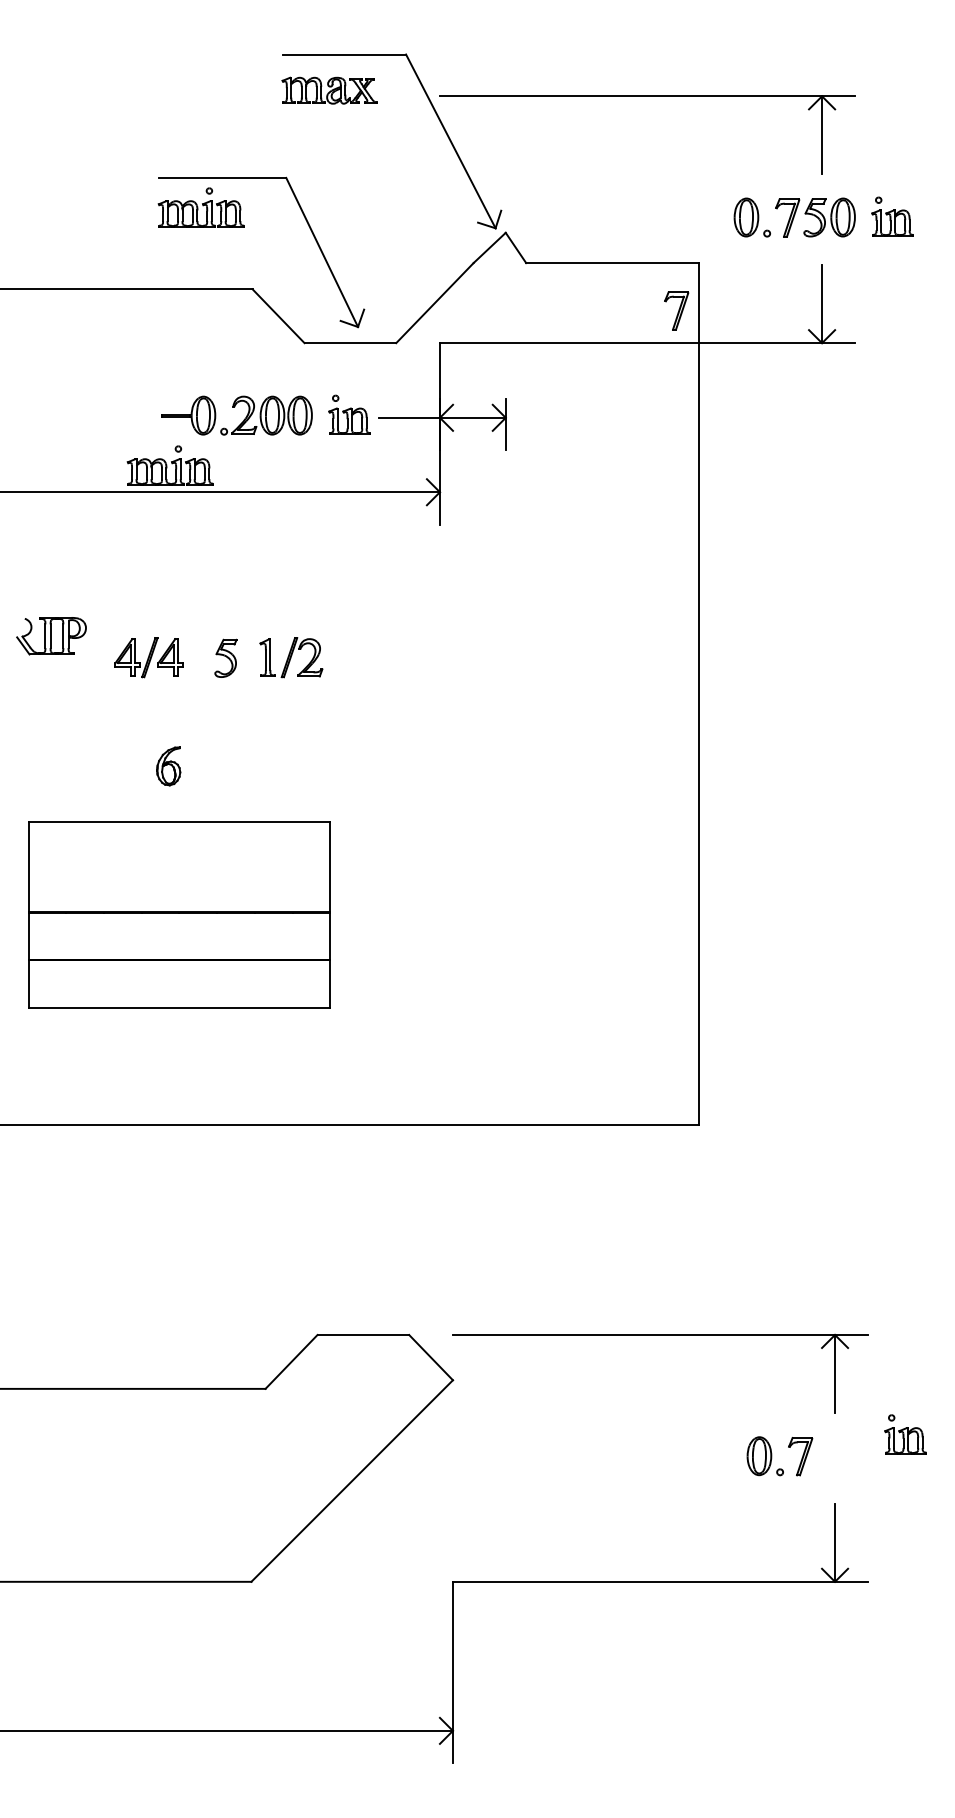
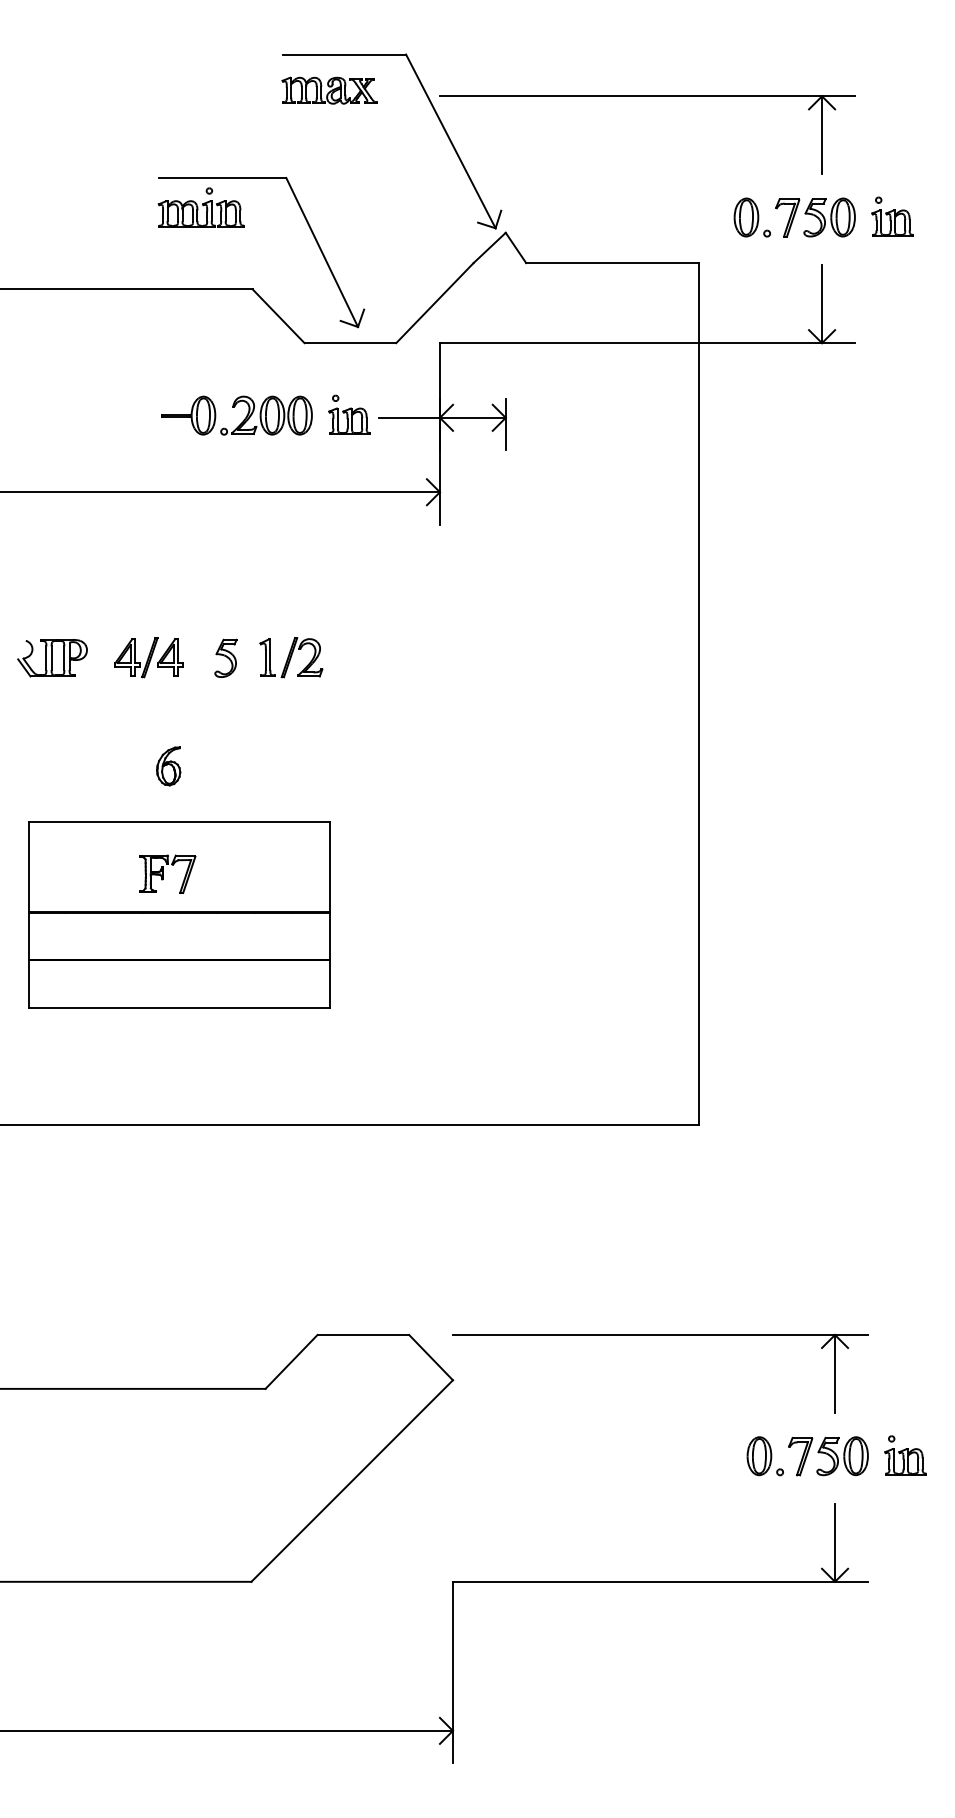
part: present -> none (676, 310)
part: present -> none (169, 465)
part position: (51, 636) -> (52, 658) (52, 658)
part: none -> present (167, 873)
part position: (905, 1434) -> (905, 1455) (905, 1455)
part: none -> present (842, 1456)
